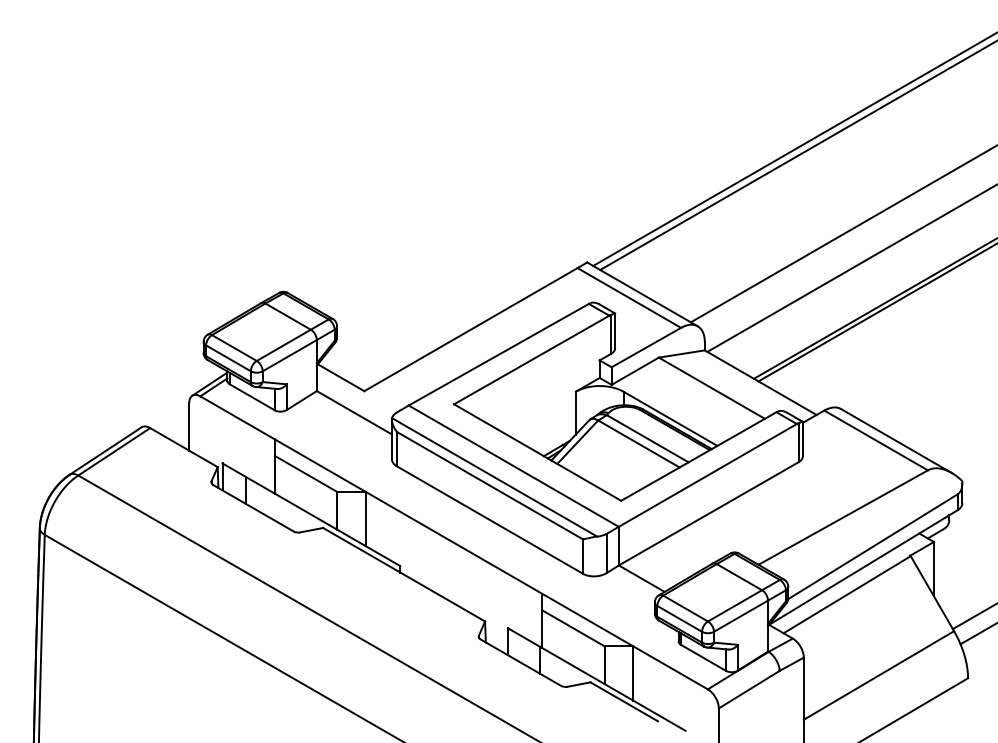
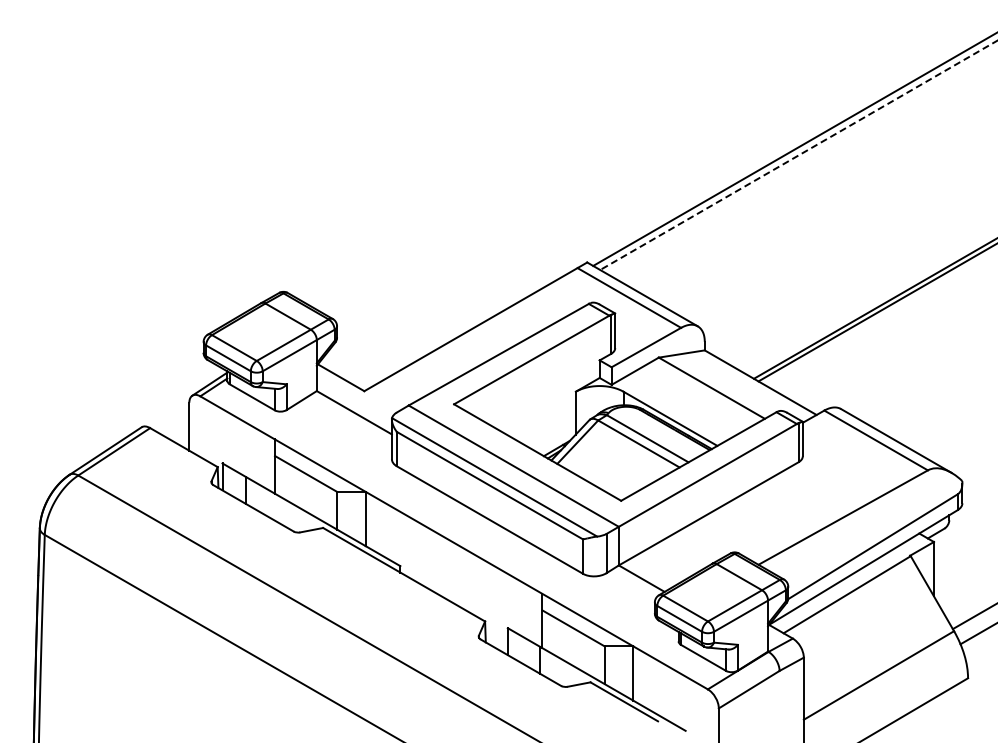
line: solid -> dashed (798, 155)
line: present -> none (842, 234)
line: present -> none (850, 268)
